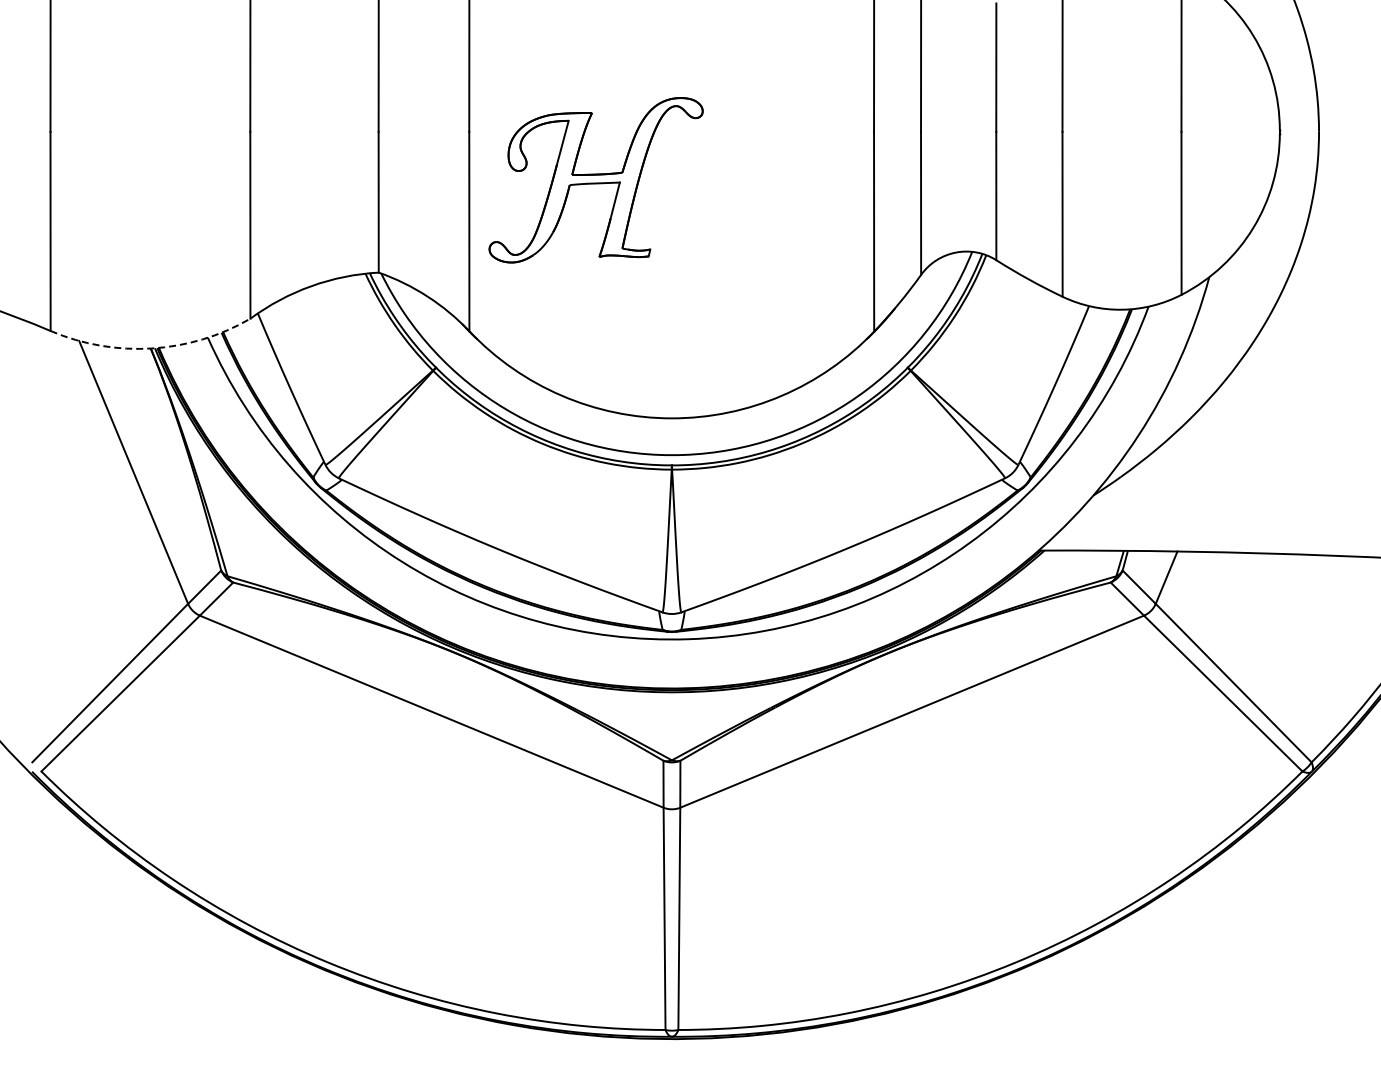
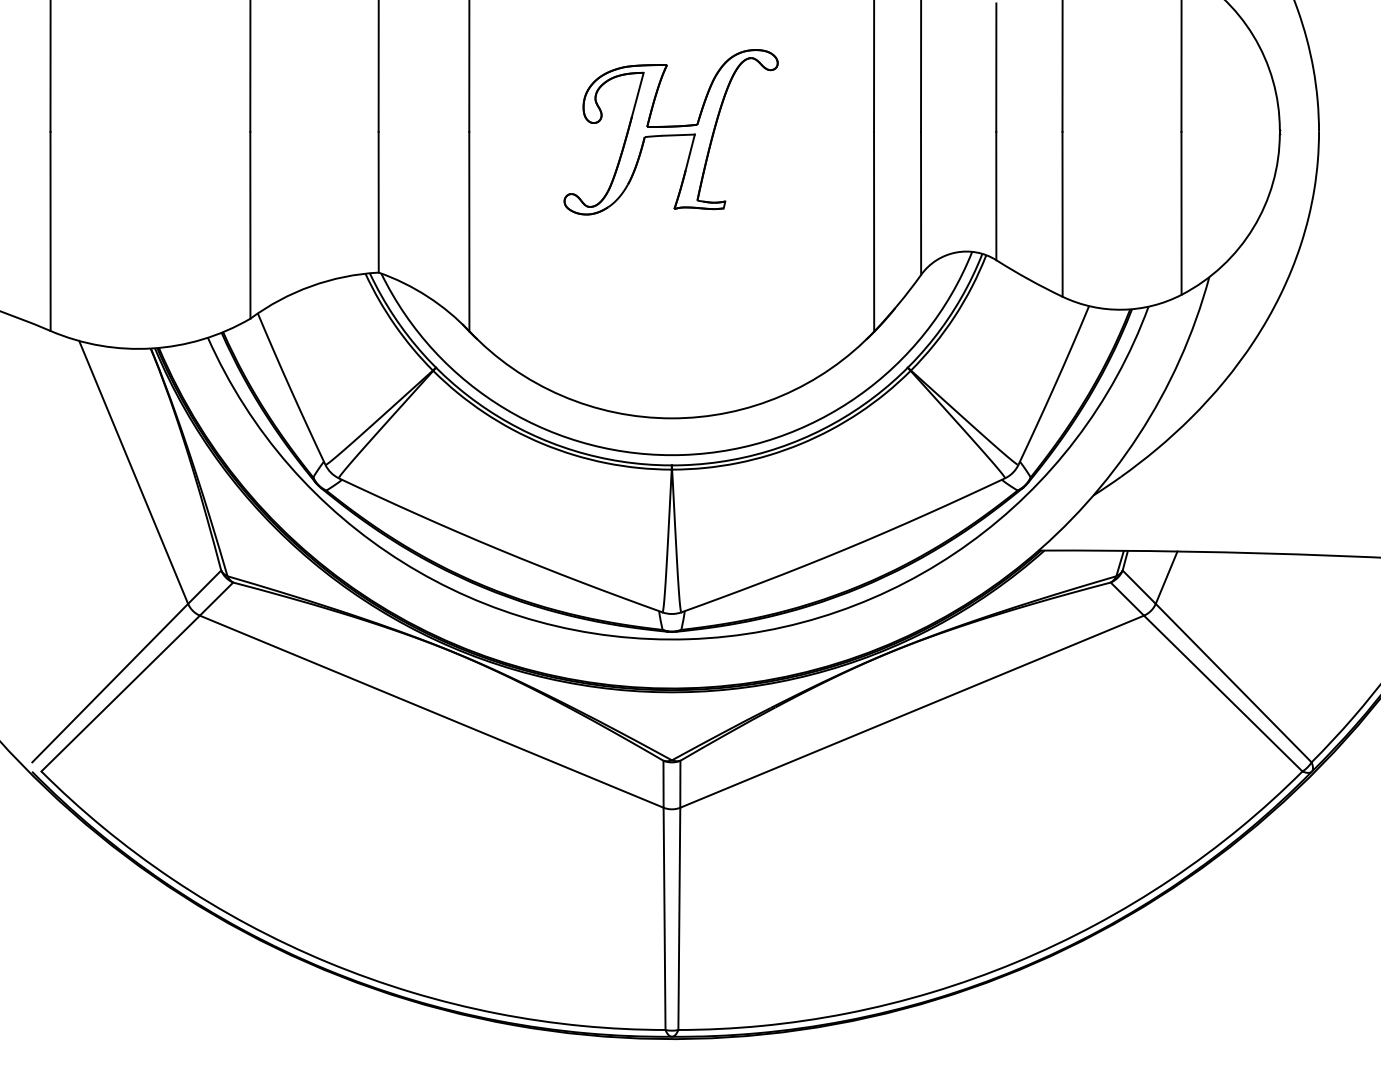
part position: (595, 180) -> (670, 132) (670, 132)
arc: dashed -> solid (152, 348)
